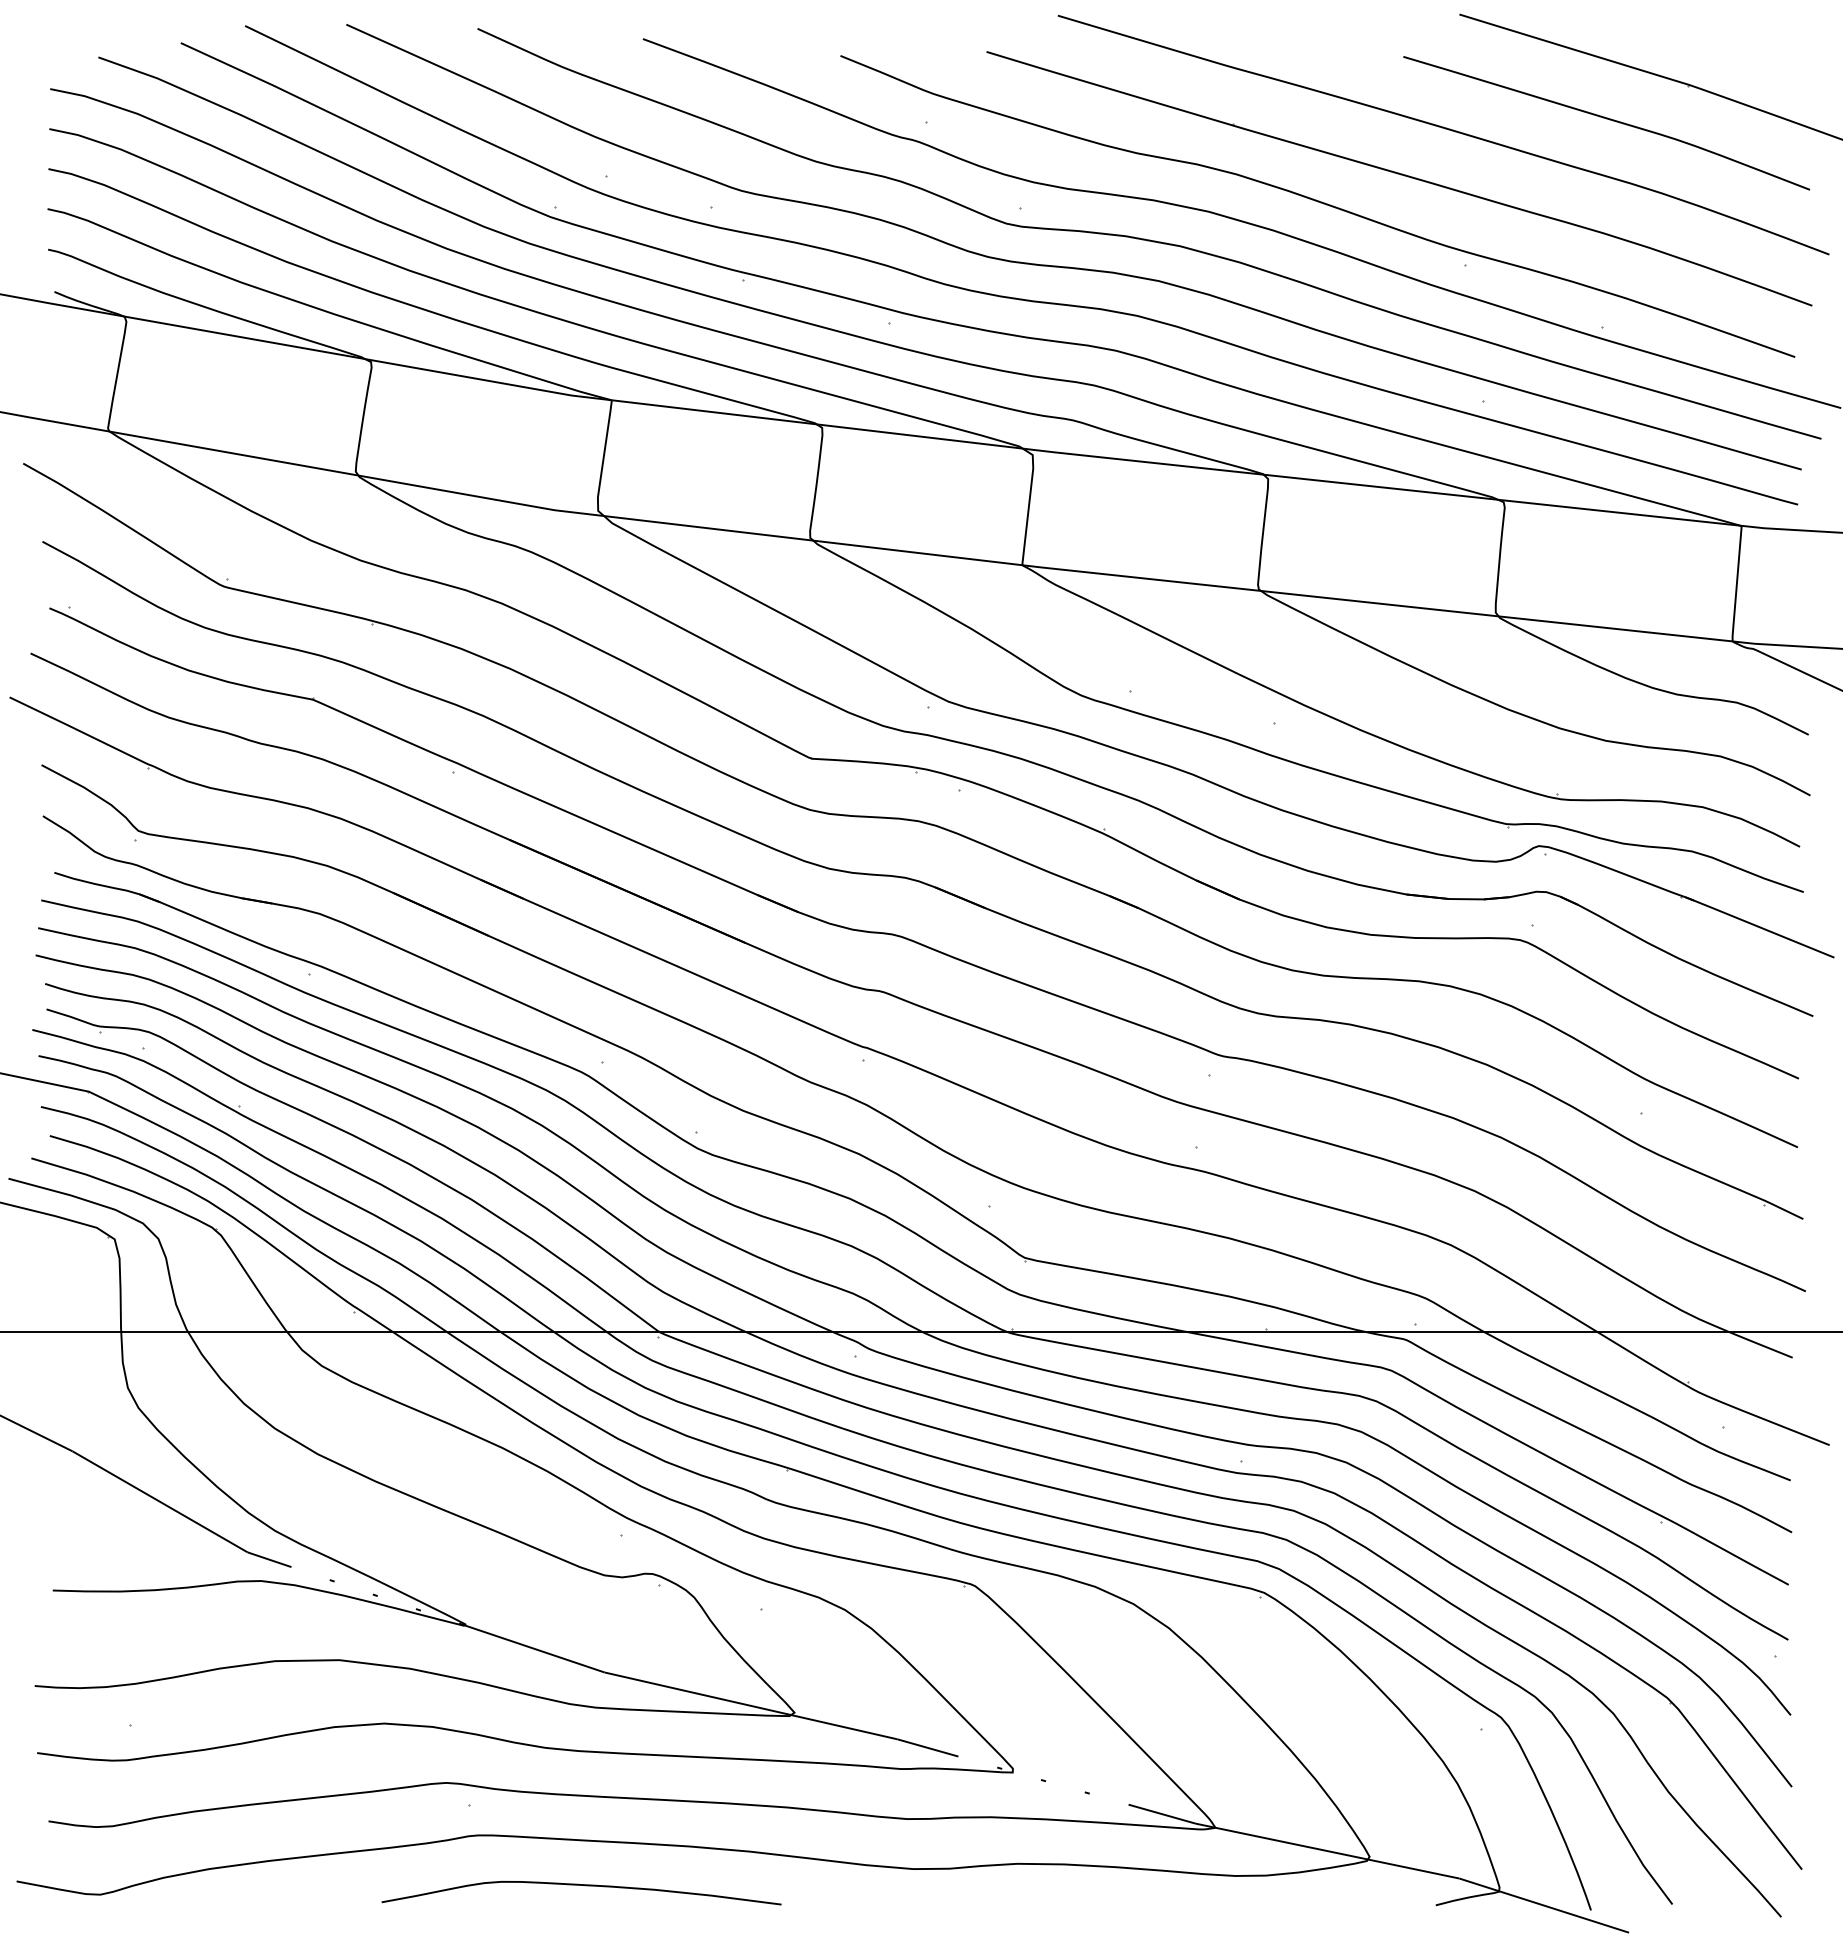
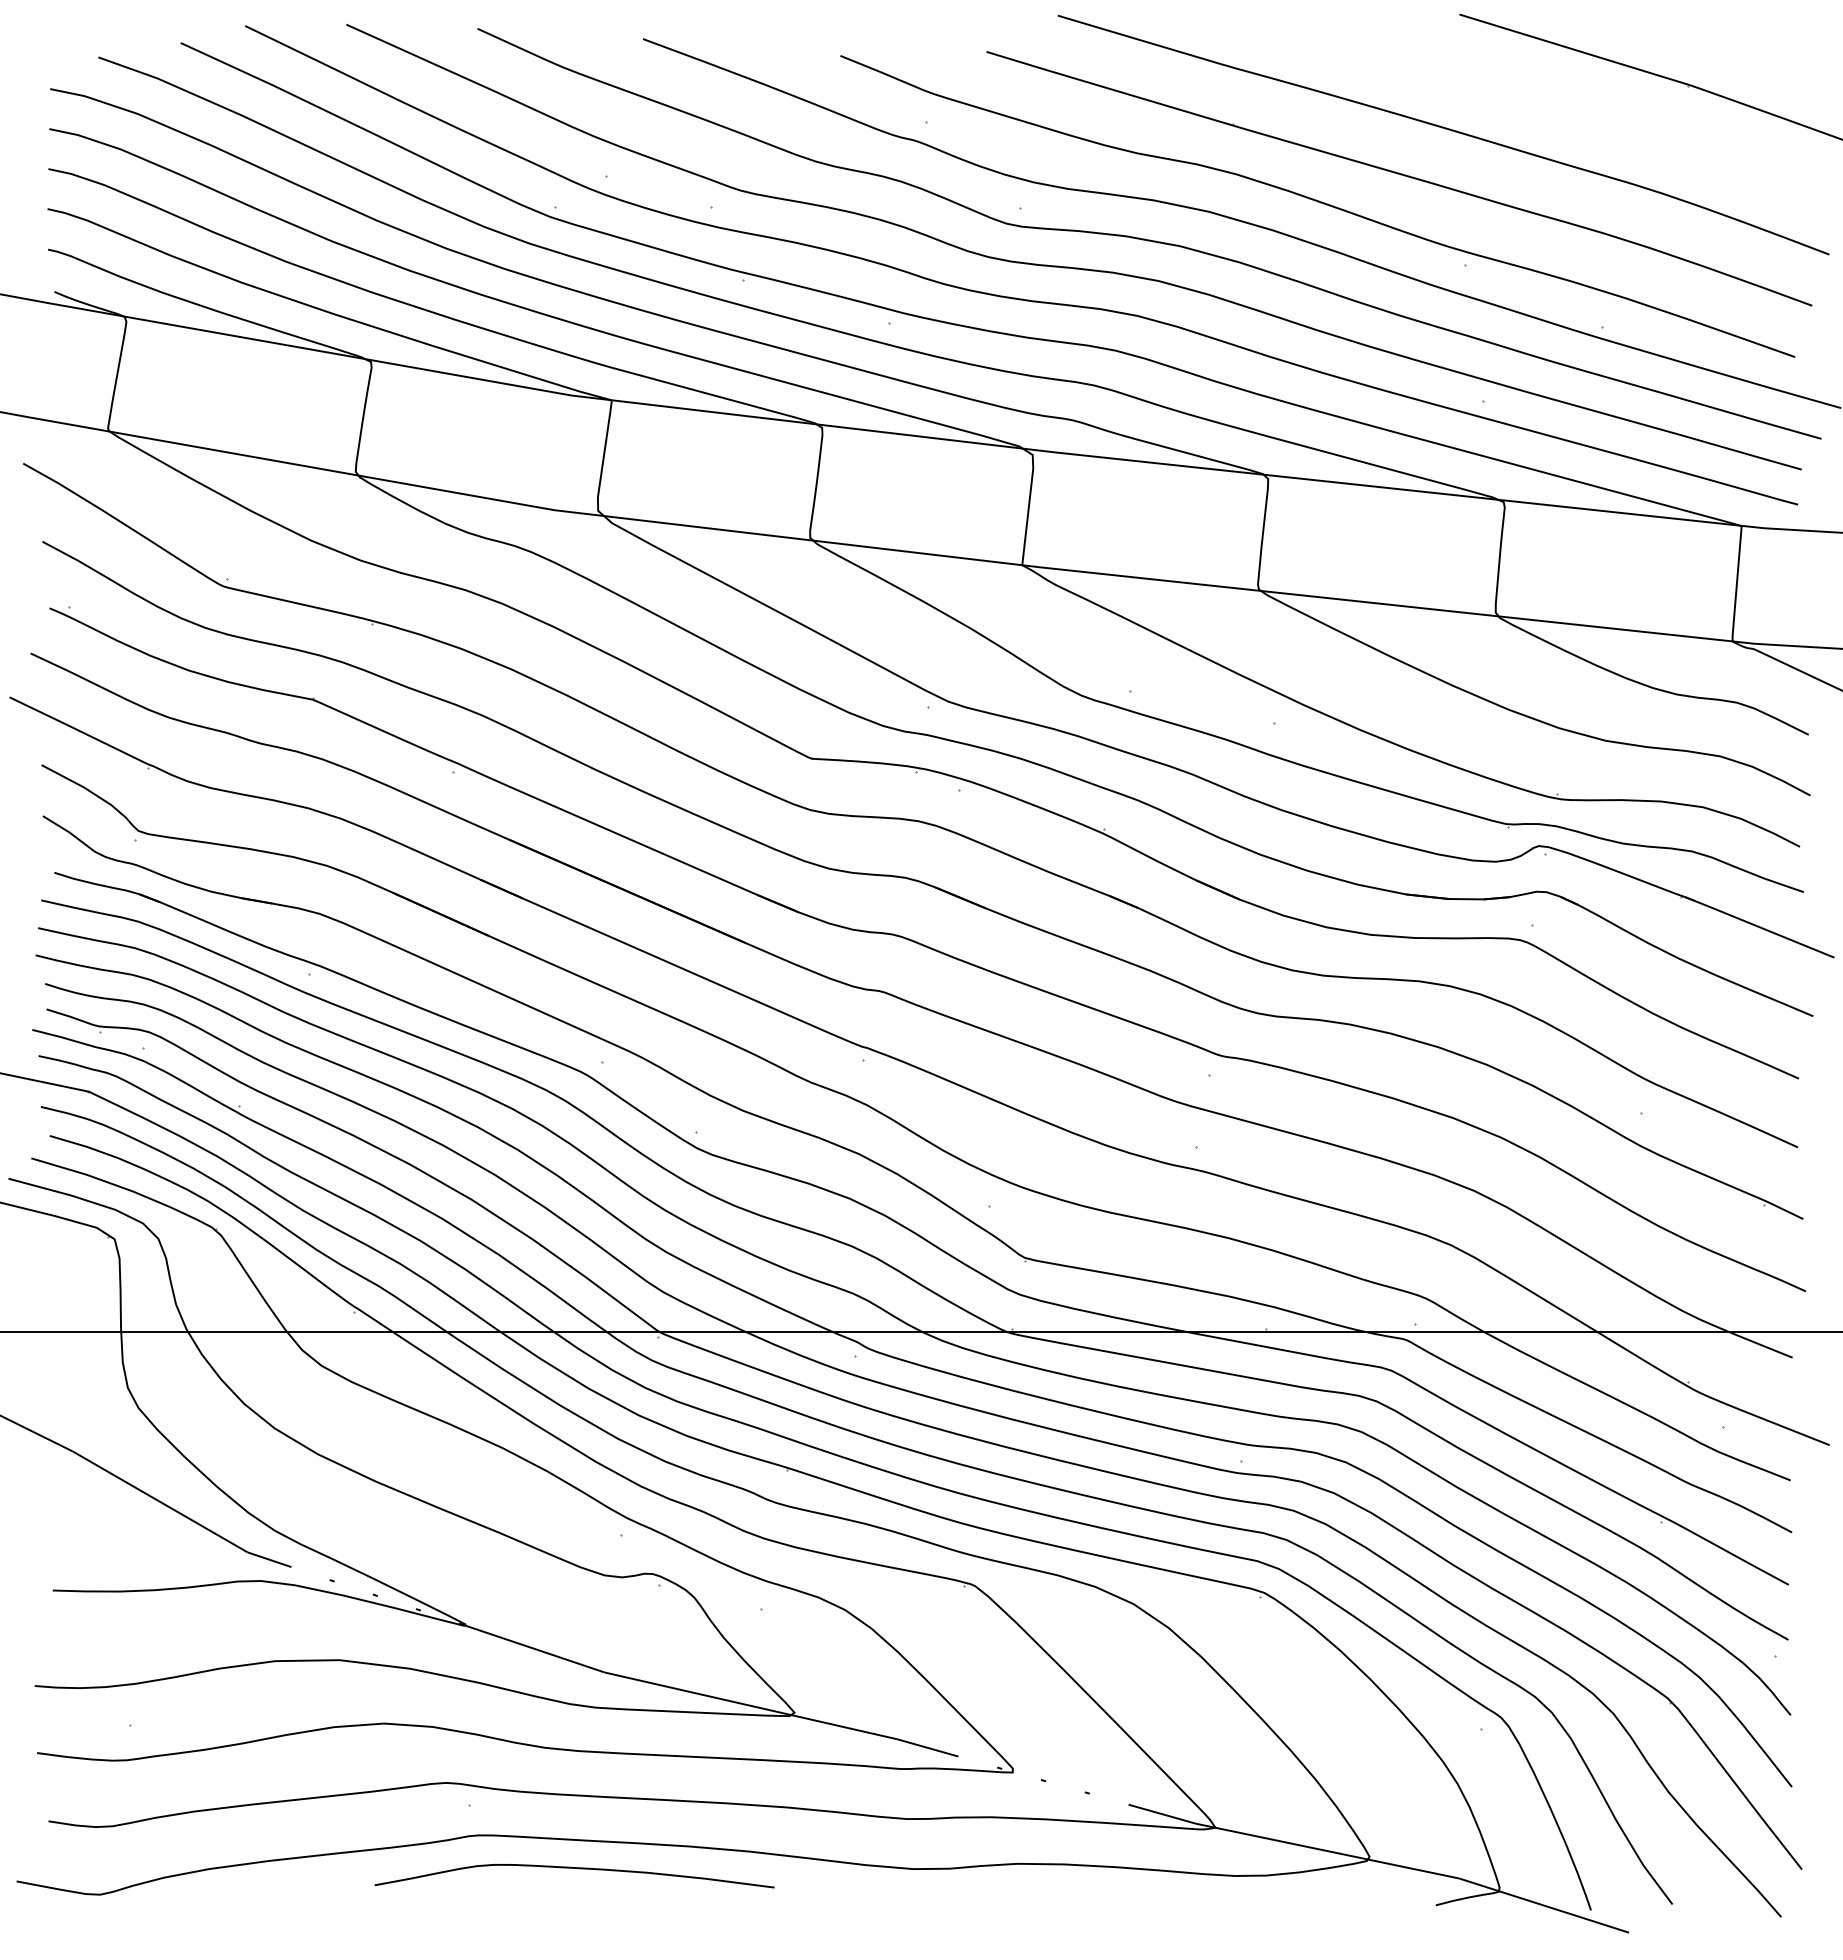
curve: present -> none (1606, 119)
curve position: (581, 1885) -> (574, 1868) (574, 1868)
